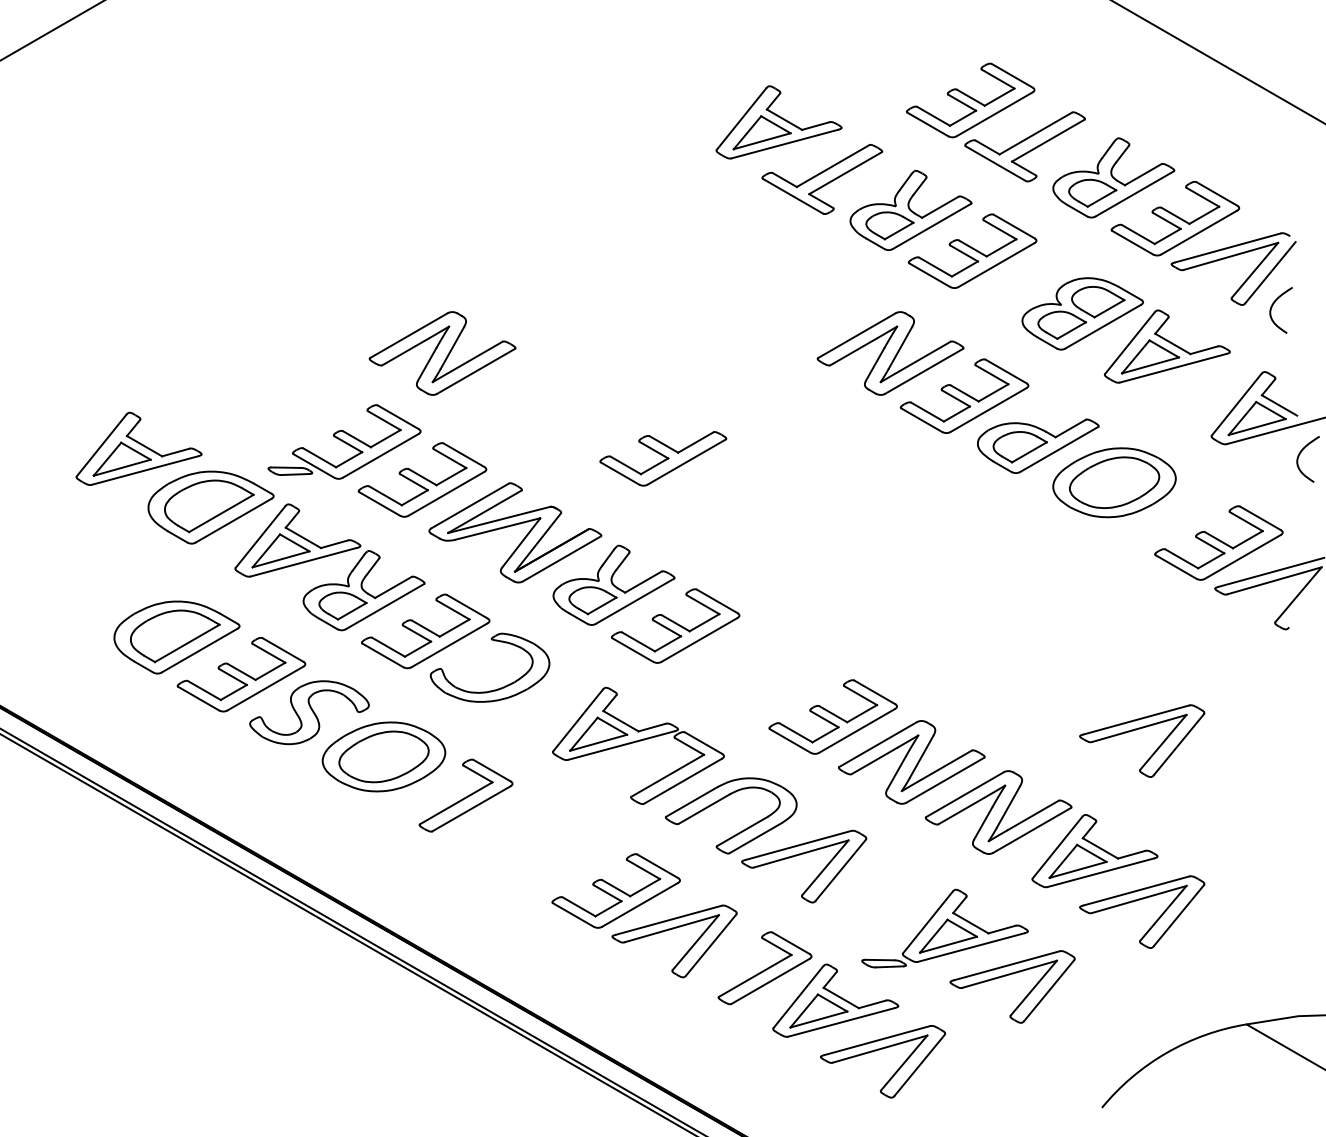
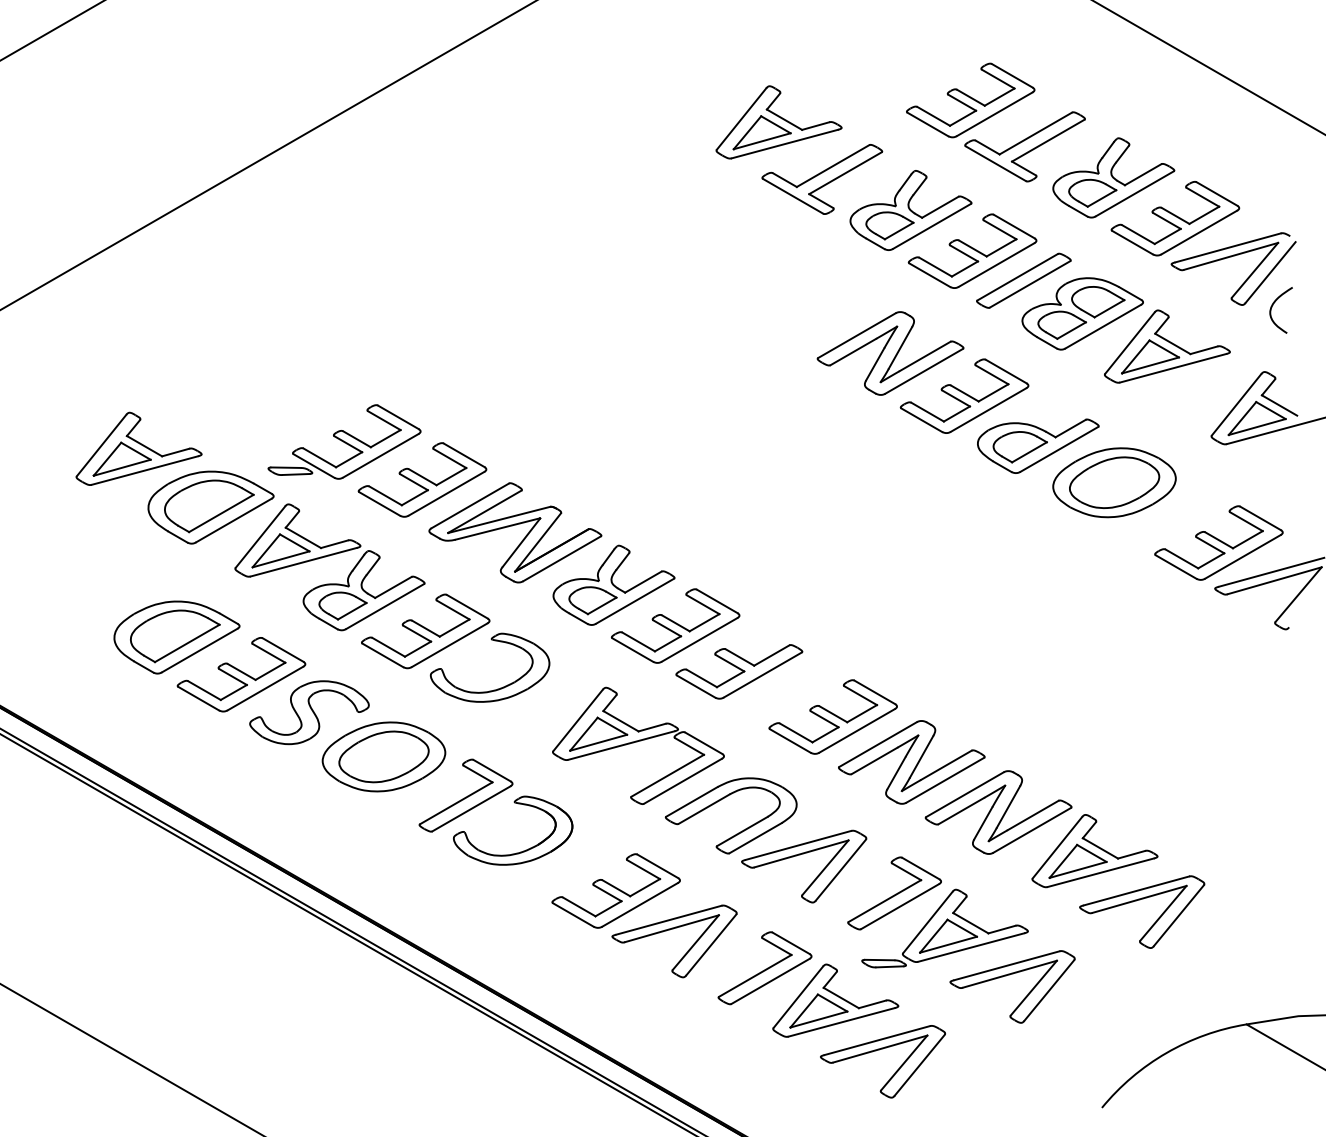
line position: (1218, 62) -> (1208, 67) (1208, 67)
line: none -> present (267, 155)
part: none -> present (1023, 280)
part: present -> none (442, 353)
curve: present -> none (1299, 456)
part position: (663, 458) -> (739, 671) (739, 671)
part: present -> none (1140, 729)
part: none -> present (520, 851)
part: none -> present (894, 893)
line: none -> present (131, 1059)
